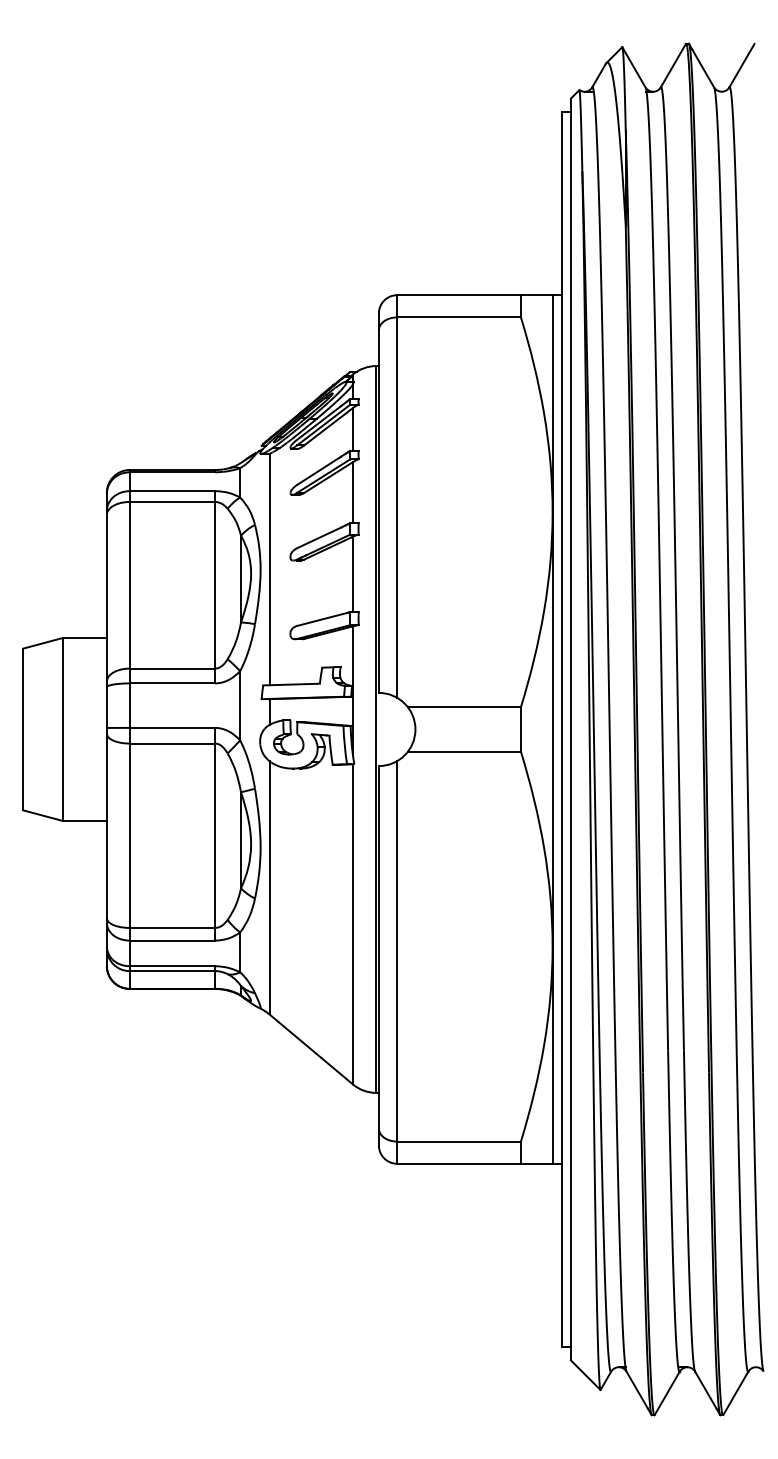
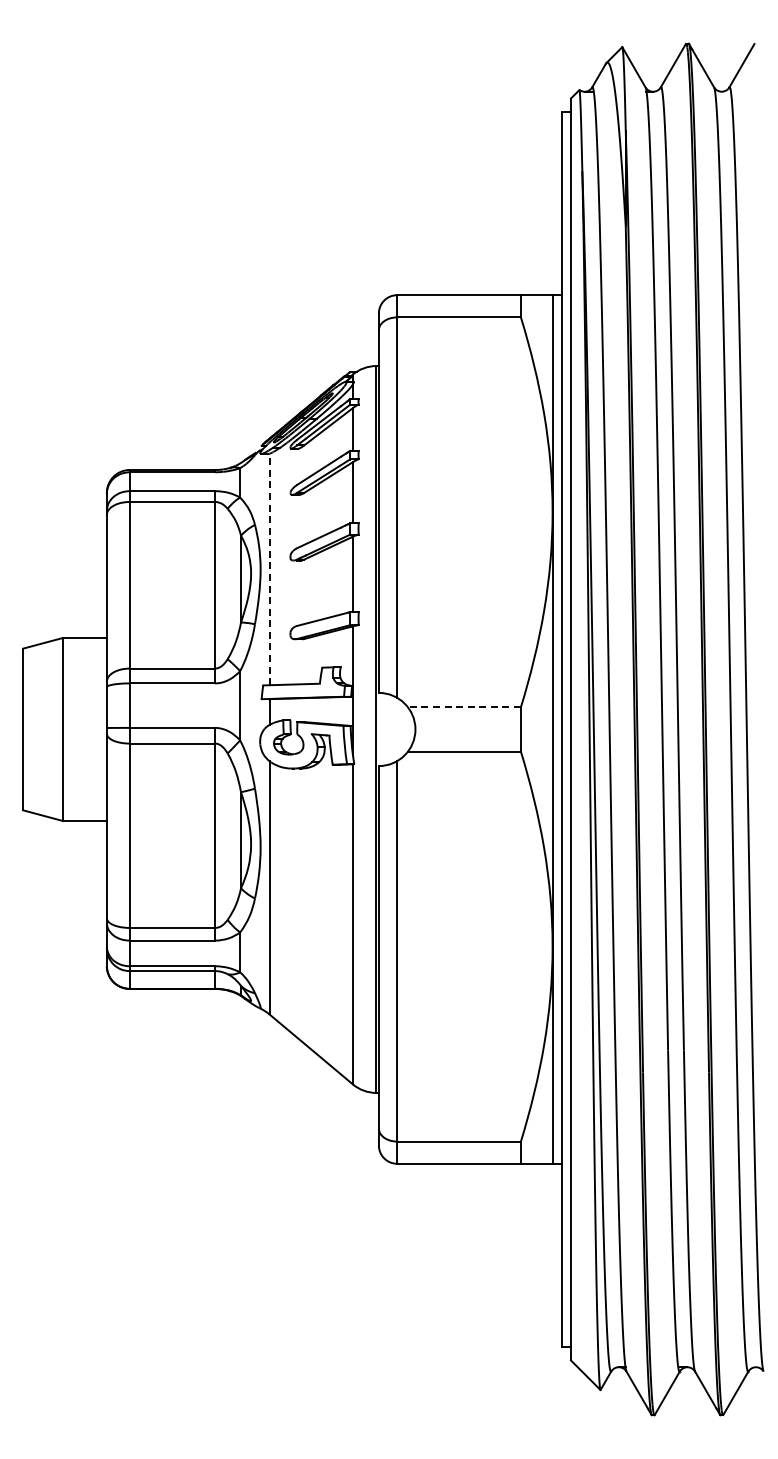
line: solid -> dashed (269, 569)
line: solid -> dashed (464, 707)
